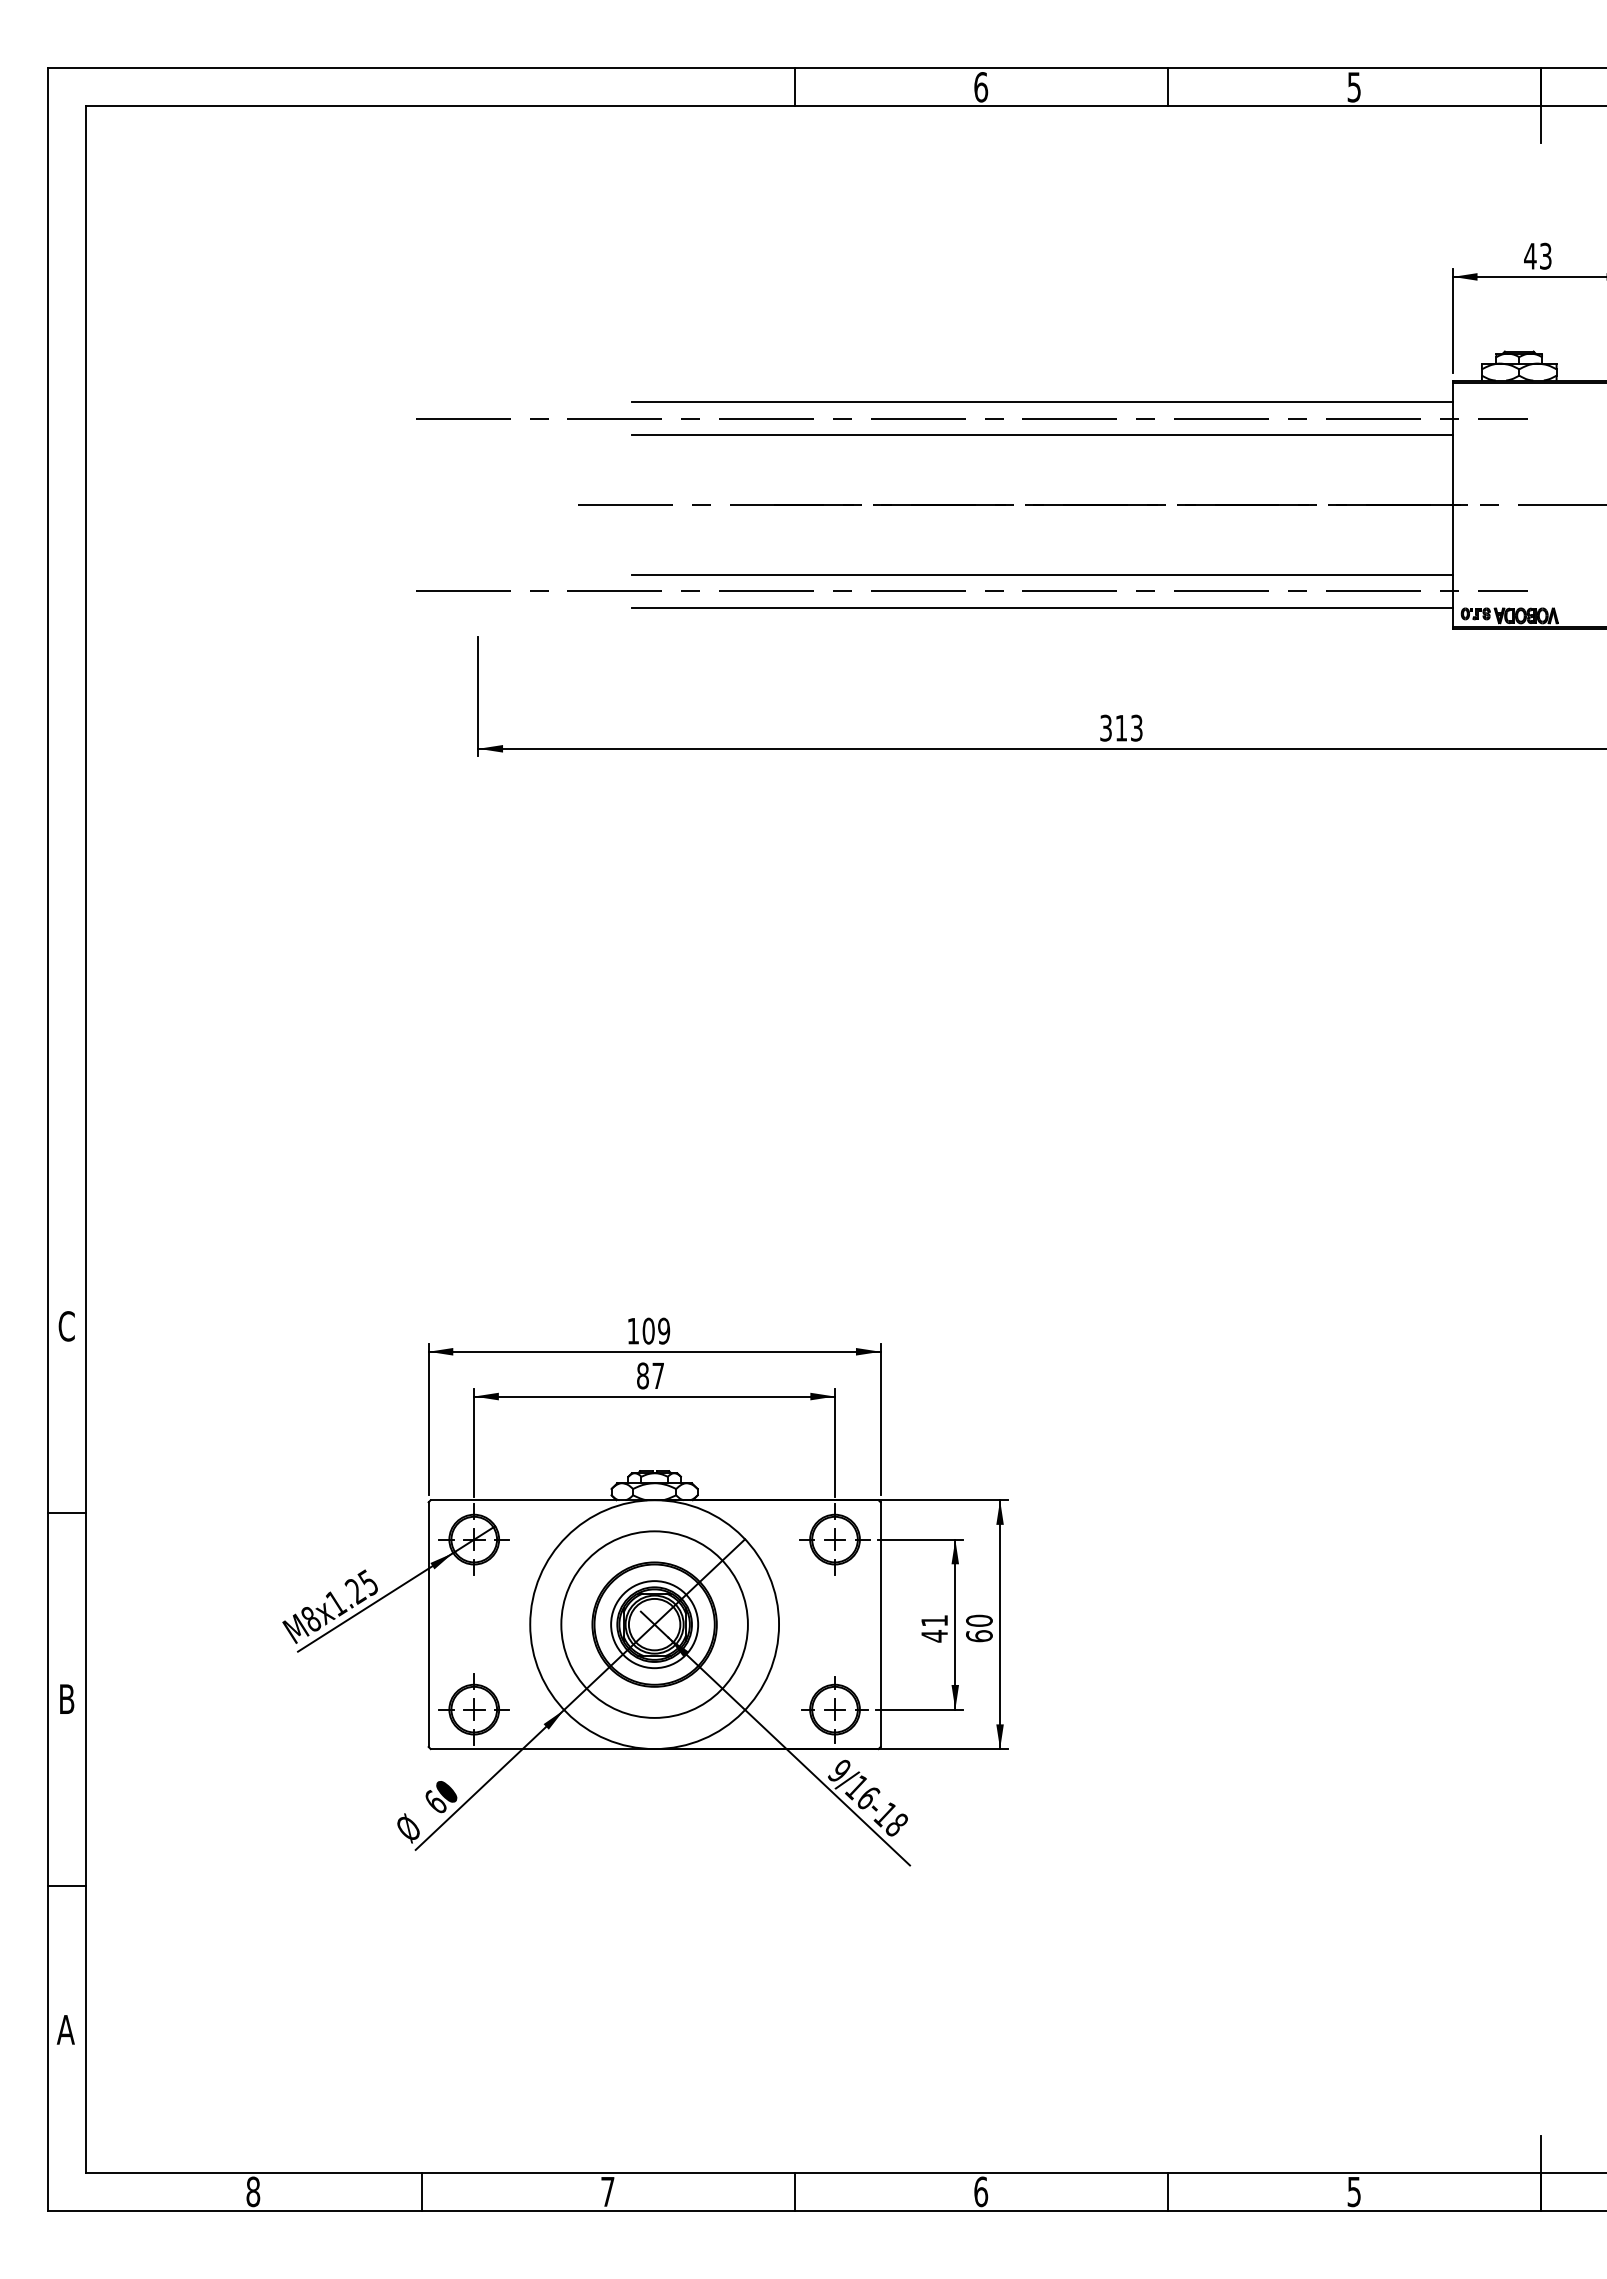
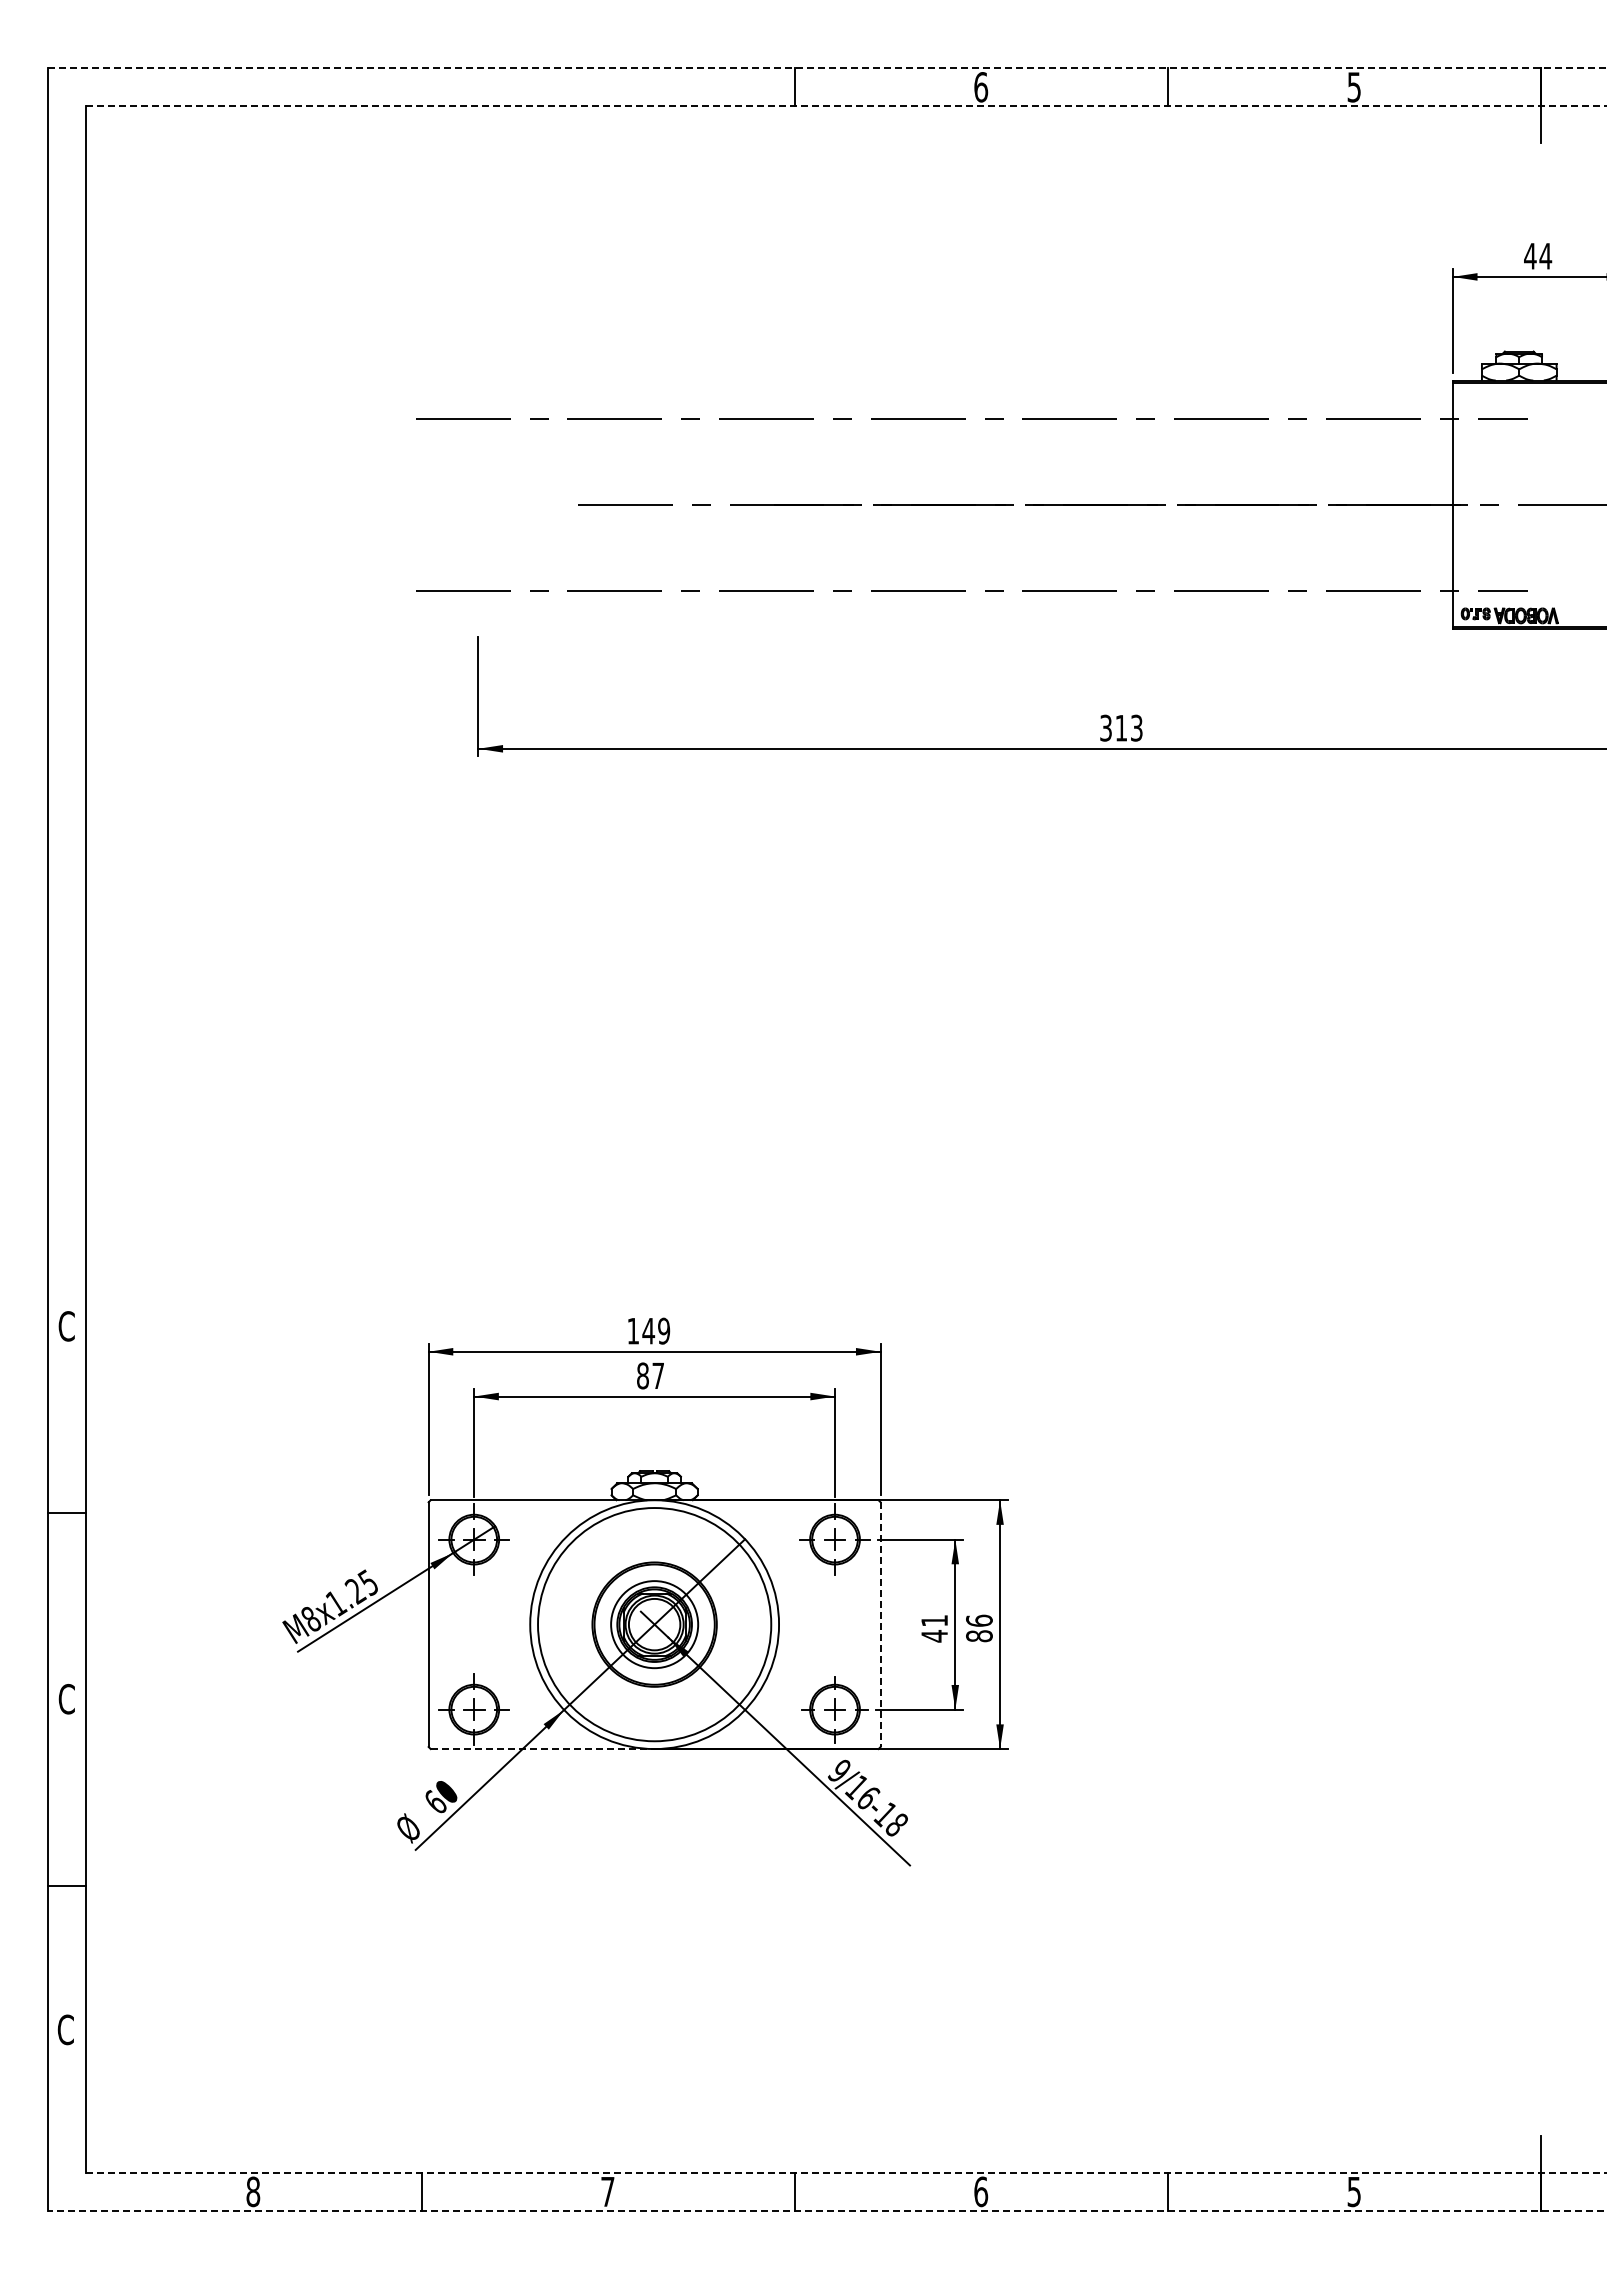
line: solid -> dashed (827, 68)
line: solid -> dashed (846, 105)
text: 43 -> 44 (1545, 255)
line: present -> none (1041, 401)
line: present -> none (1041, 435)
line: present -> none (1041, 574)
line: present -> none (1041, 608)
text: 109 -> 149 (648, 1330)
circle diameter: 187 px -> 233 px (654, 1624)
line: solid -> dashed (880, 1625)
text: 60 -> 86 (979, 1628)
text: B -> C (66, 1698)
line: solid -> dashed (542, 1749)
text: A -> C (65, 2029)
line: solid -> dashed (845, 2173)
line: solid -> dashed (827, 2210)
